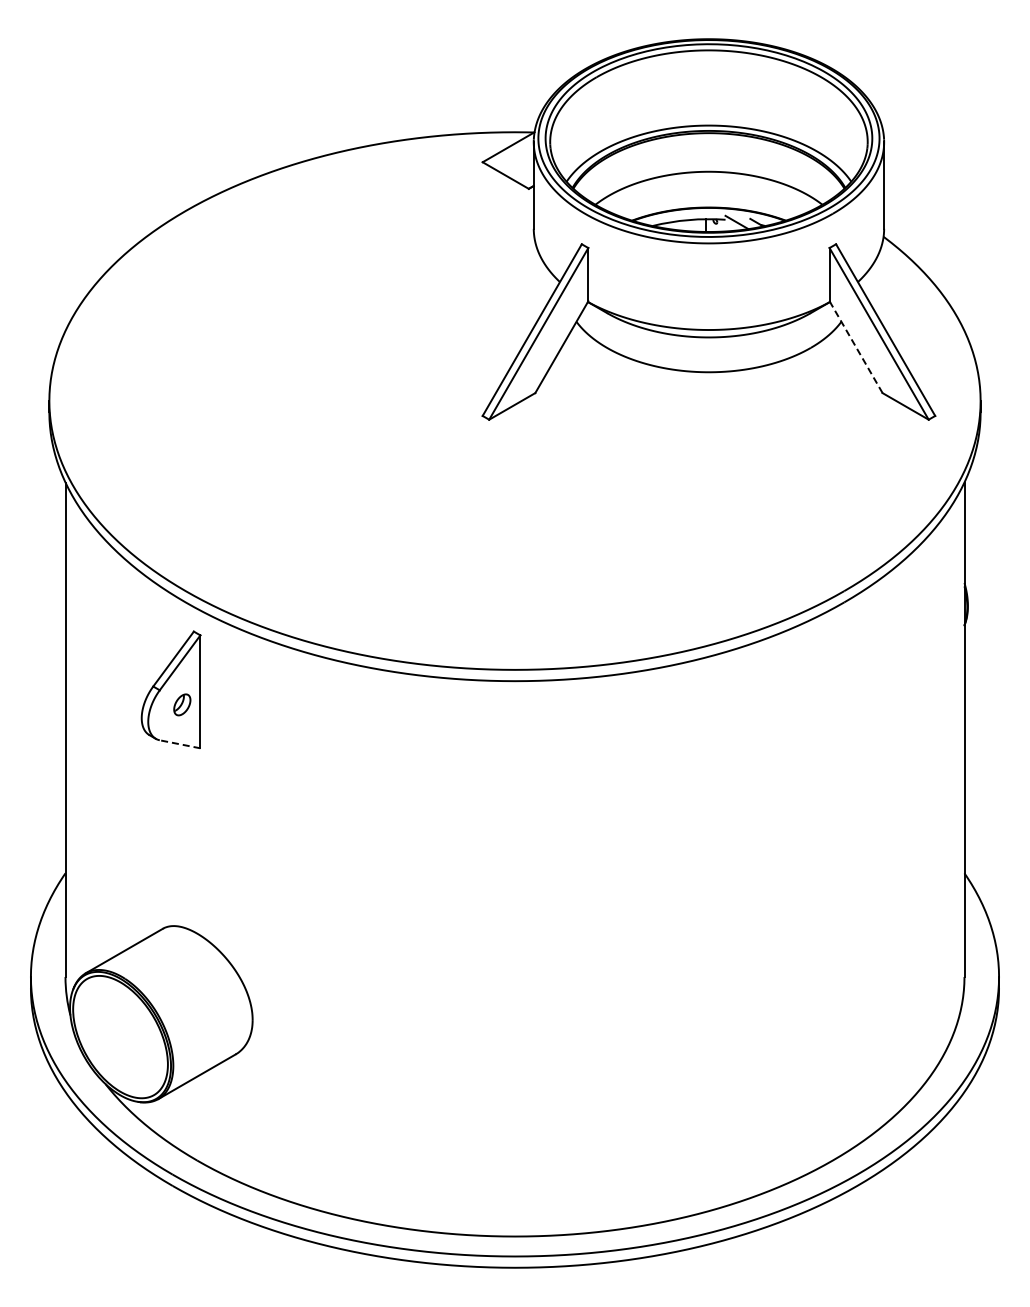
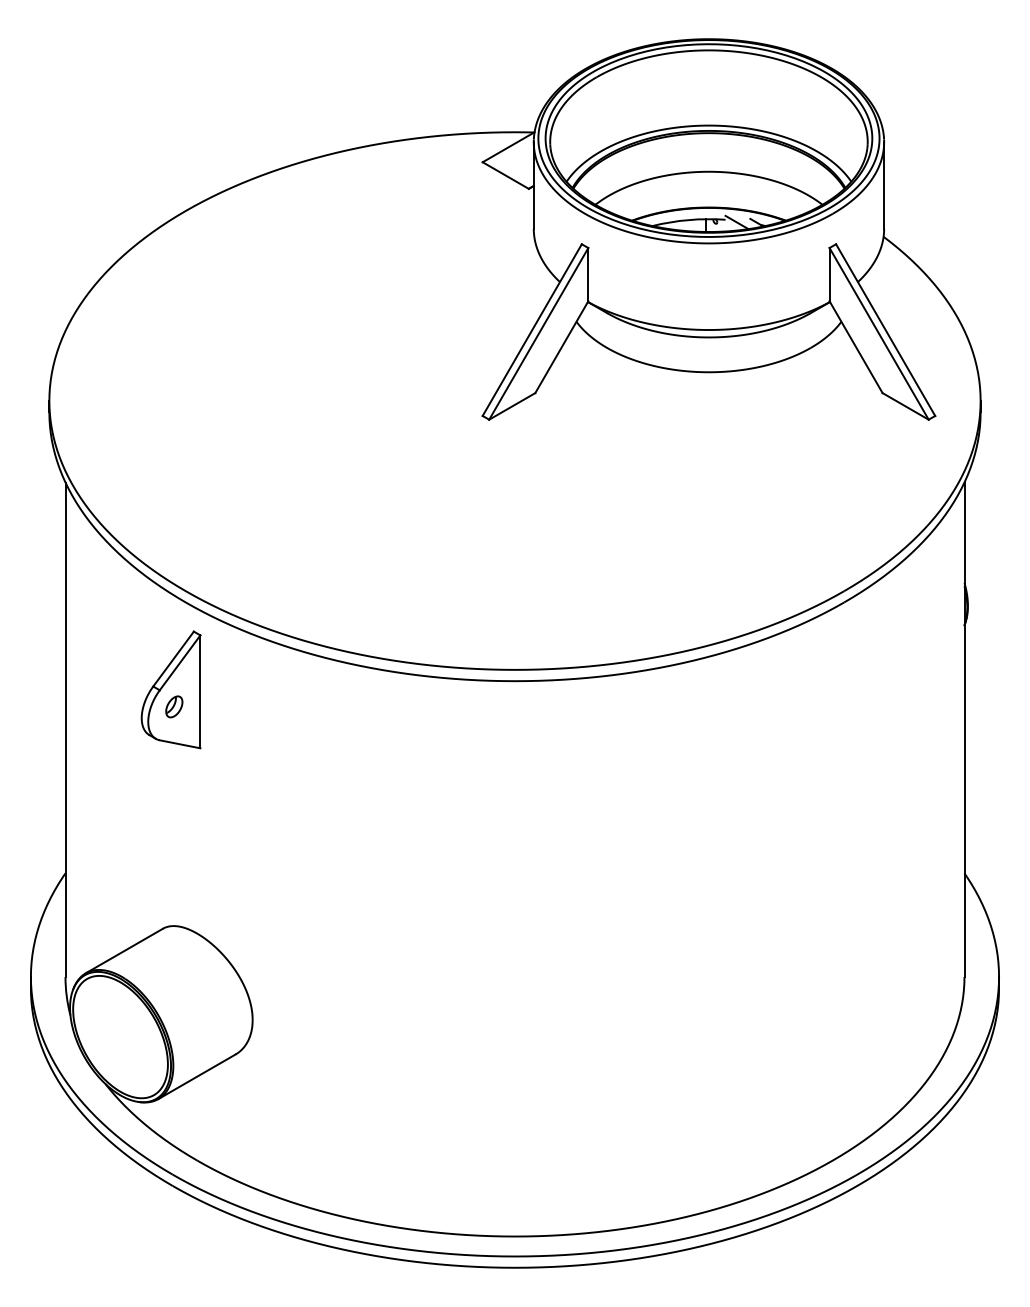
line: dashed -> solid (855, 346)
part position: (182, 704) -> (174, 706) (174, 706)
line: dashed -> solid (180, 744)
